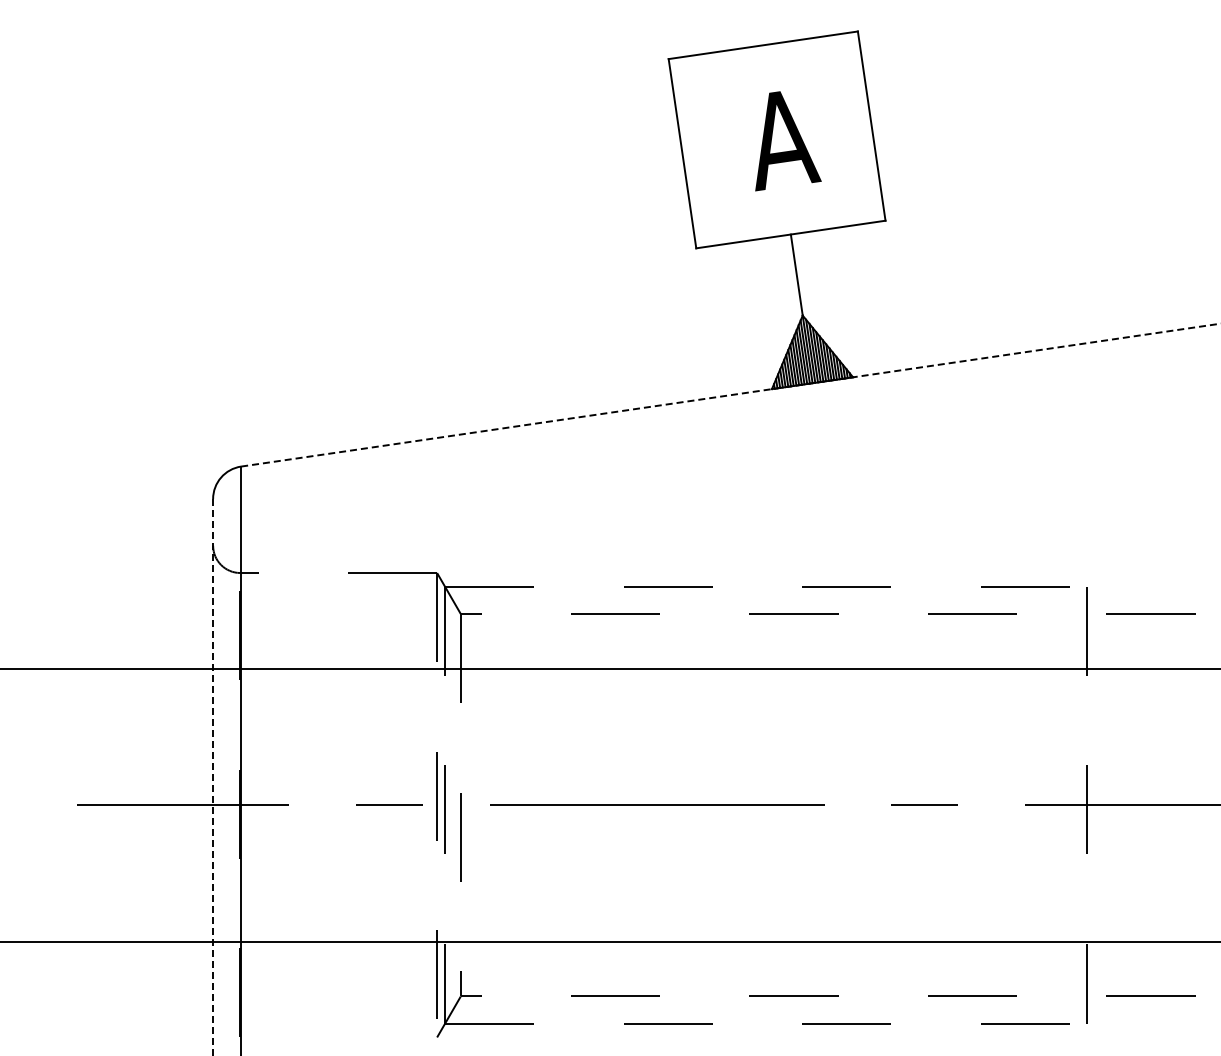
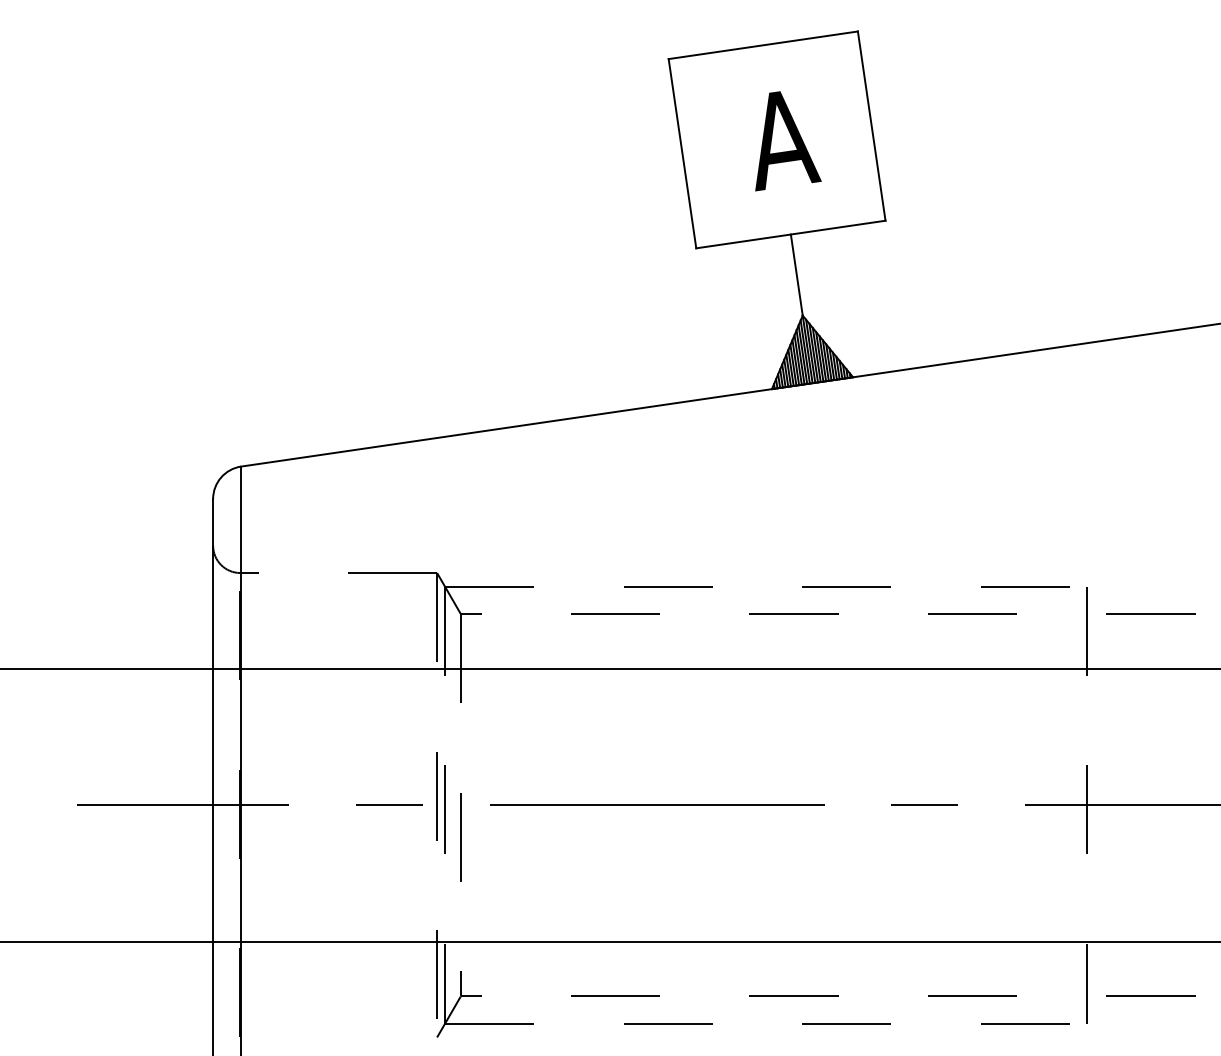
line: dashed -> solid (730, 395)
line: dashed -> solid (213, 776)
